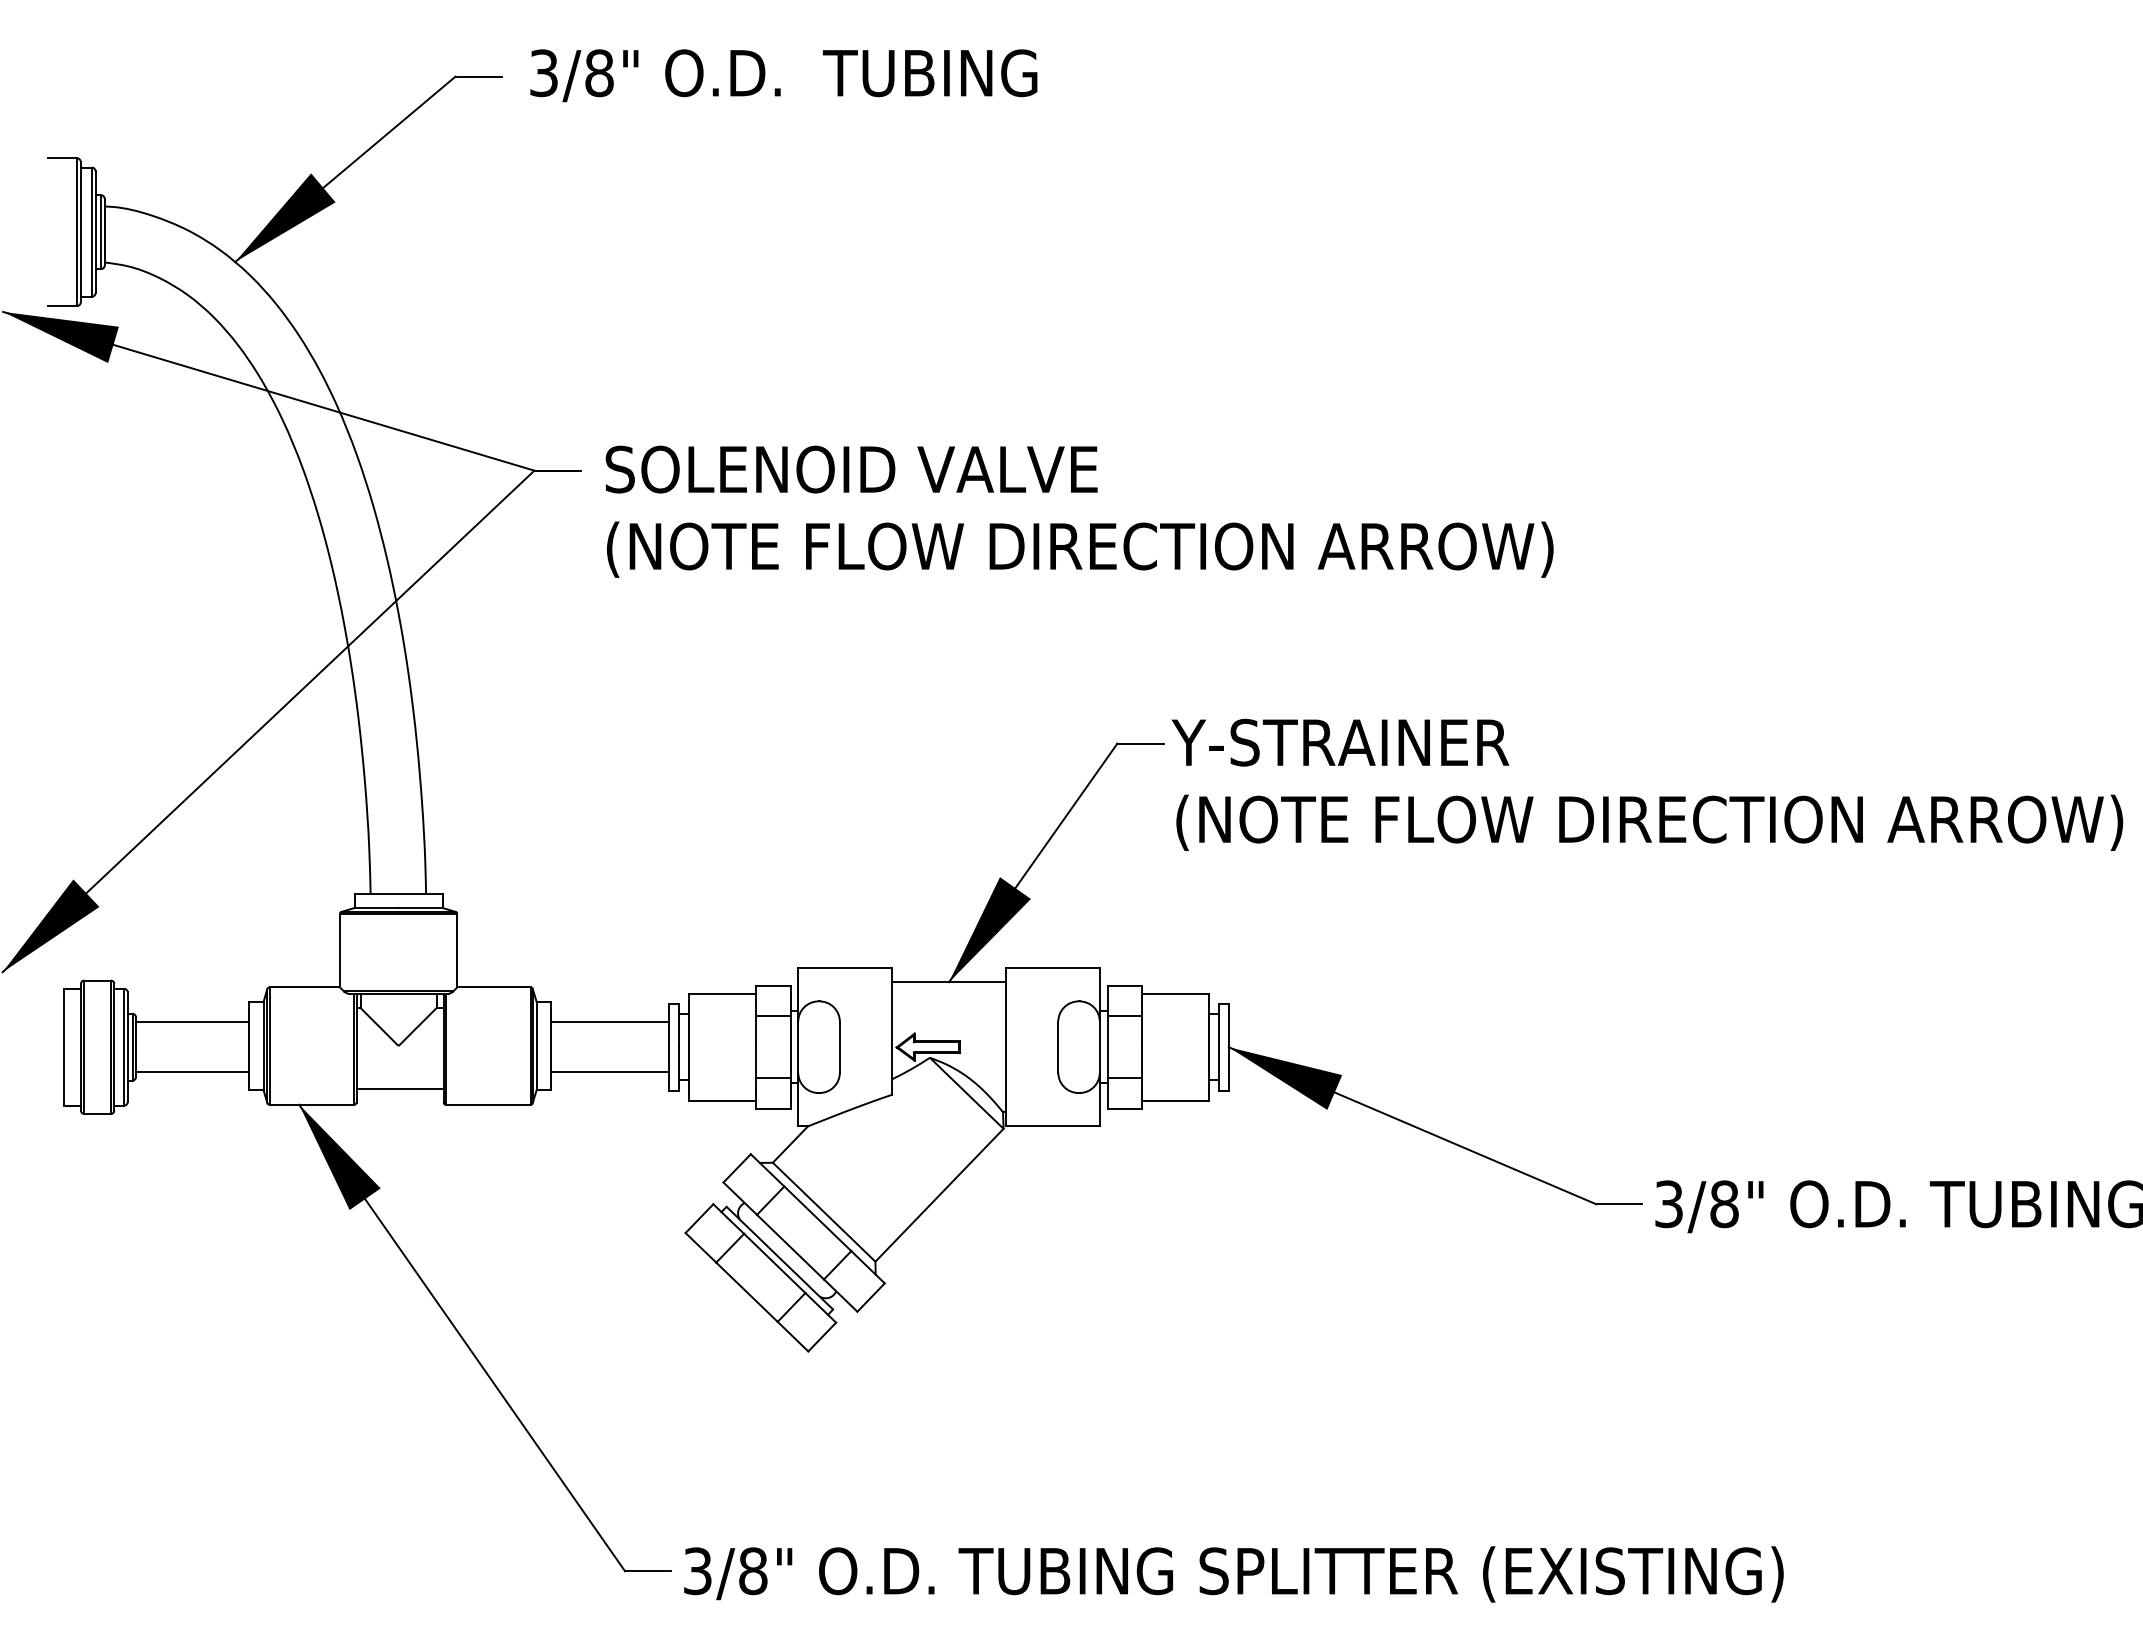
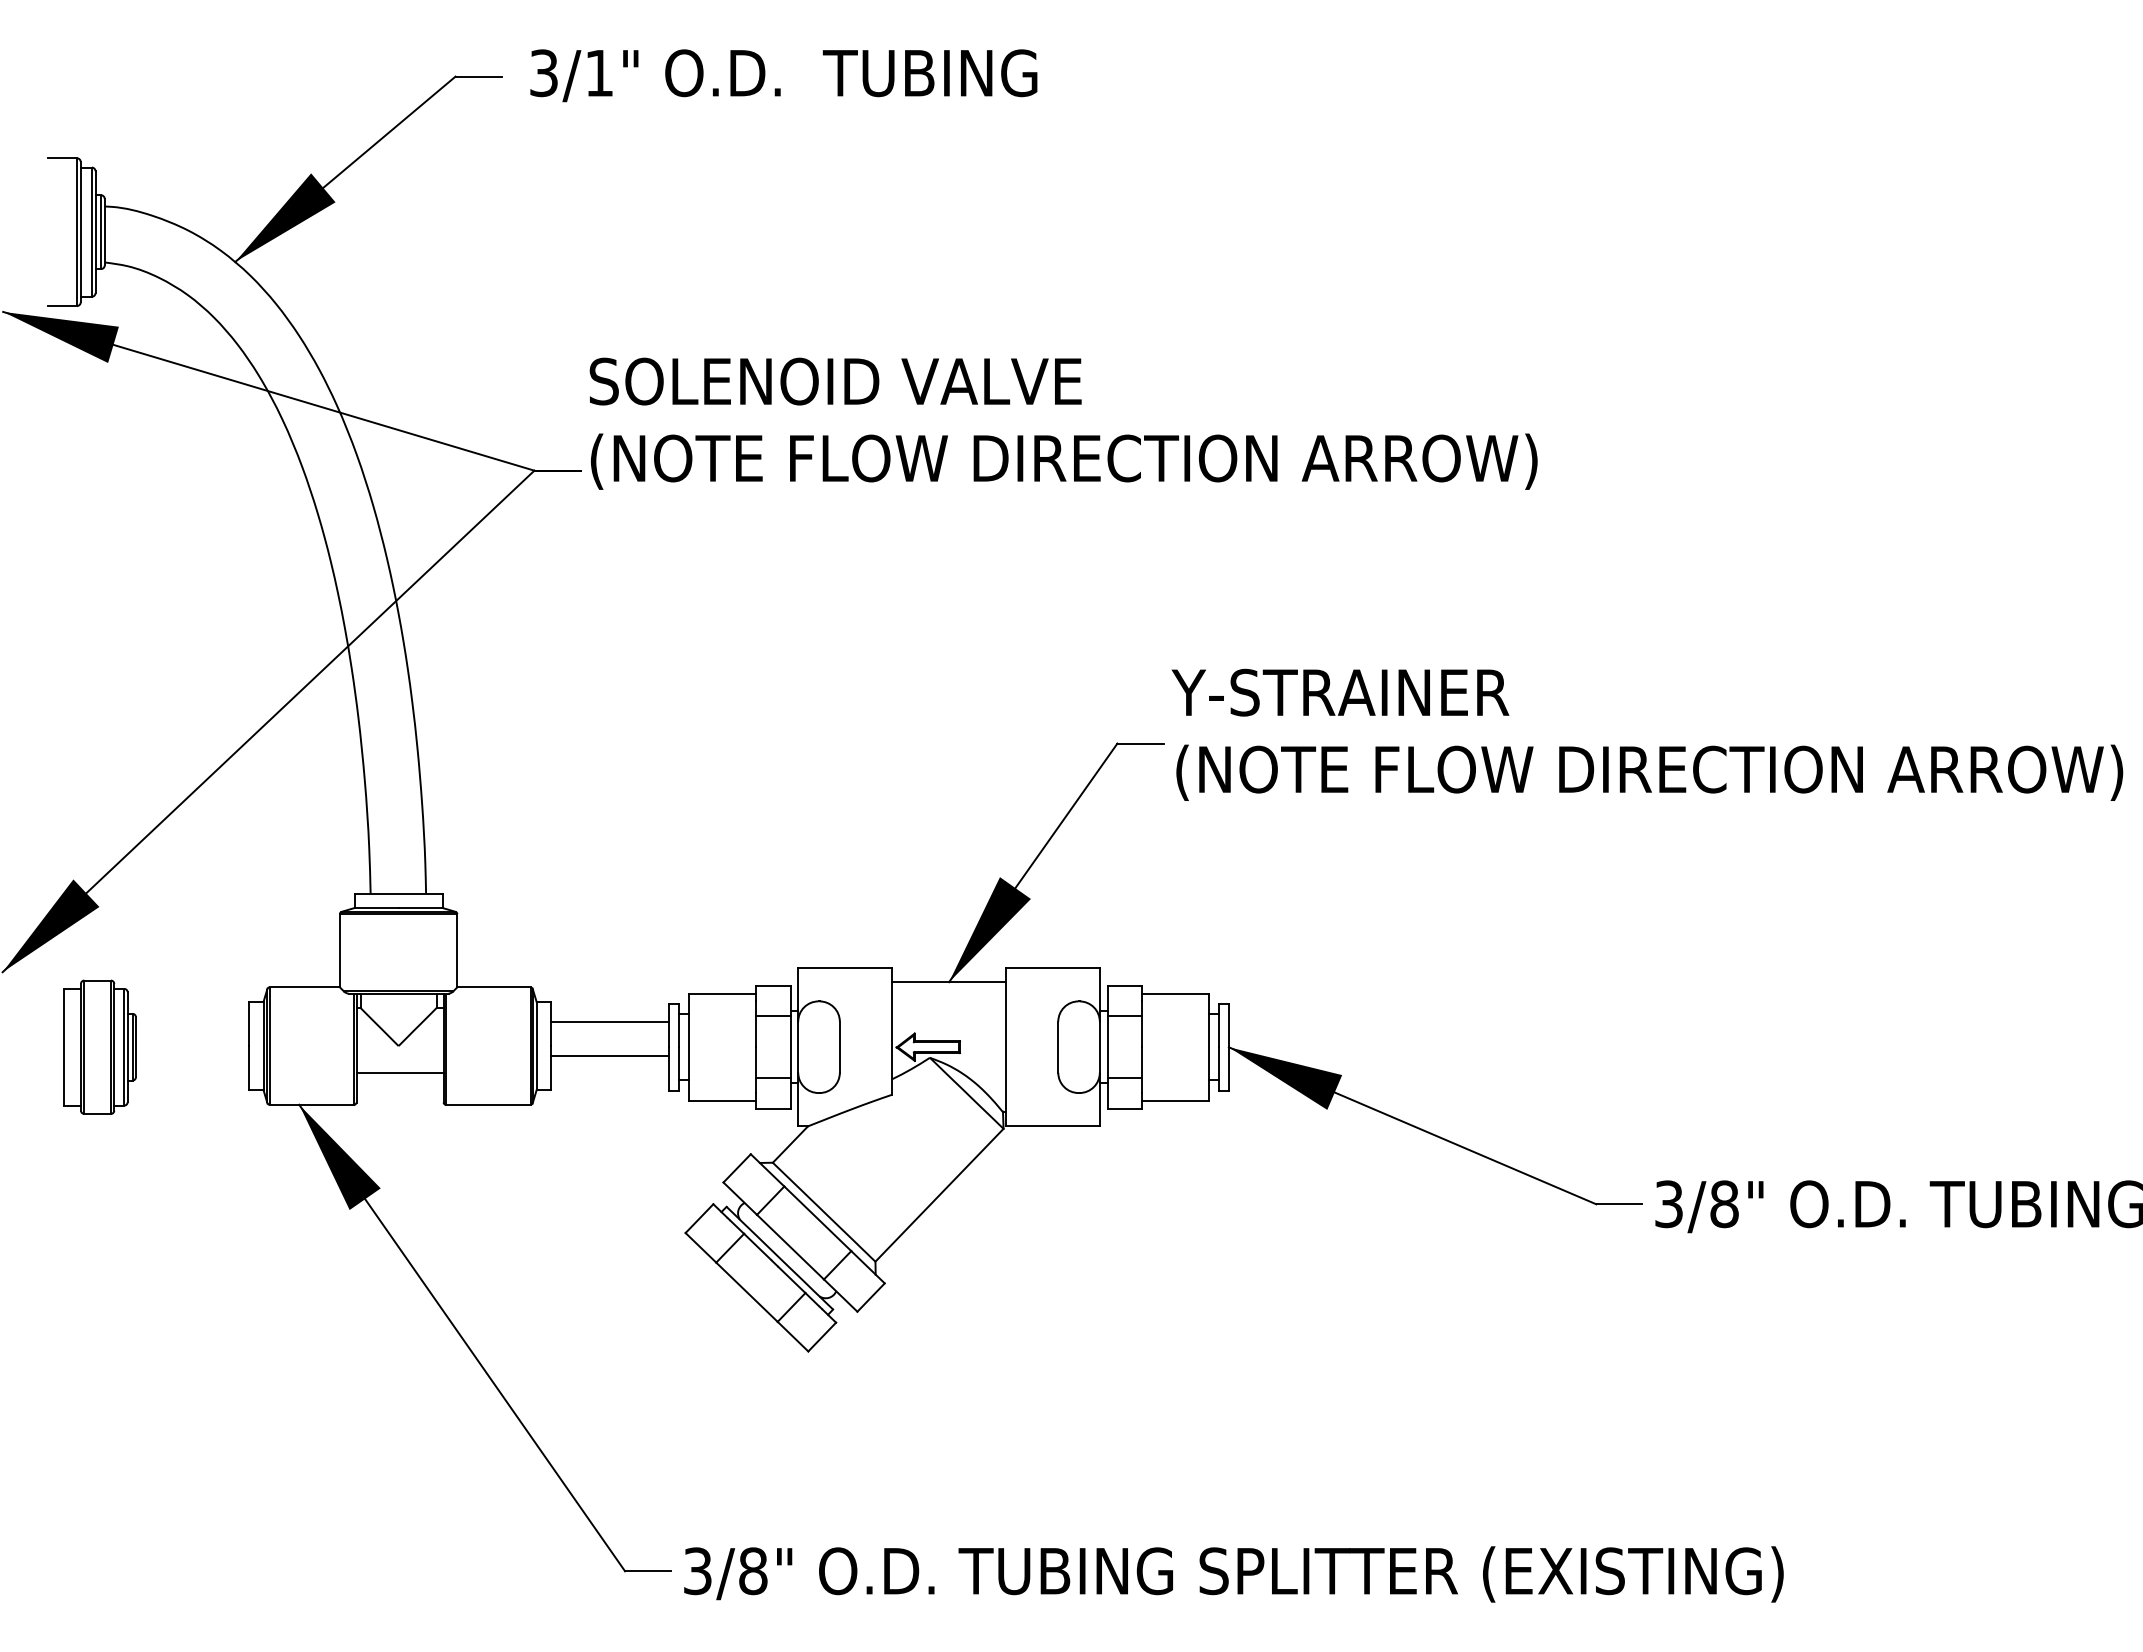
text: 3/8" -> 3/1" (599, 73)
text position: (1079, 511) -> (1063, 423) (1063, 423)
text position: (1647, 784) -> (1647, 734) (1647, 734)
line: present -> none (192, 1022)
line: present -> none (192, 1072)
line position: (609, 1072) -> (609, 1056) (609, 1056)
line position: (399, 1089) -> (399, 1073) (399, 1073)
